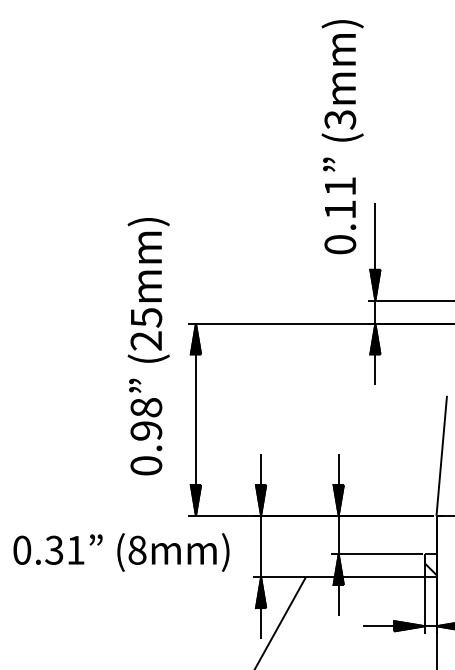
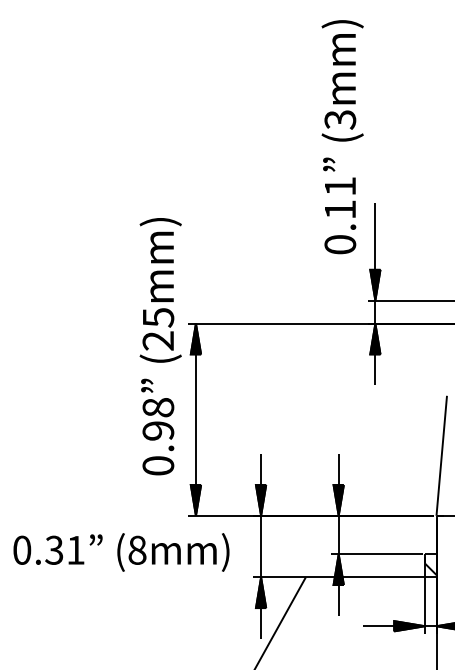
text position: (148, 346) -> (160, 346) (160, 346)
